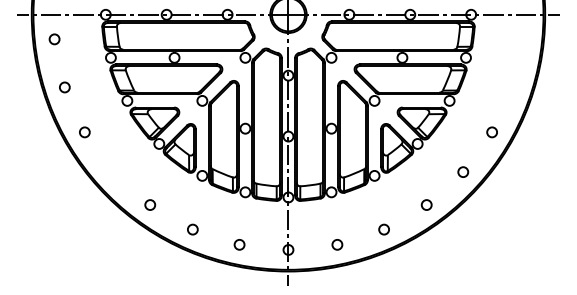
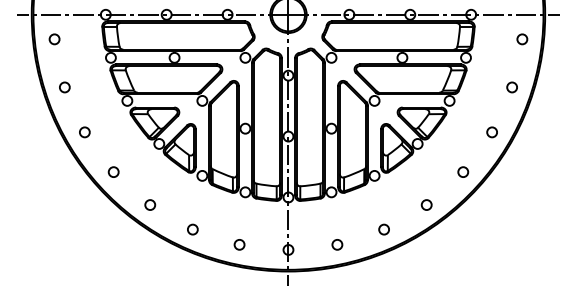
circle: none -> present (522, 39)
circle: none -> present (511, 87)
circle: none -> present (113, 171)
